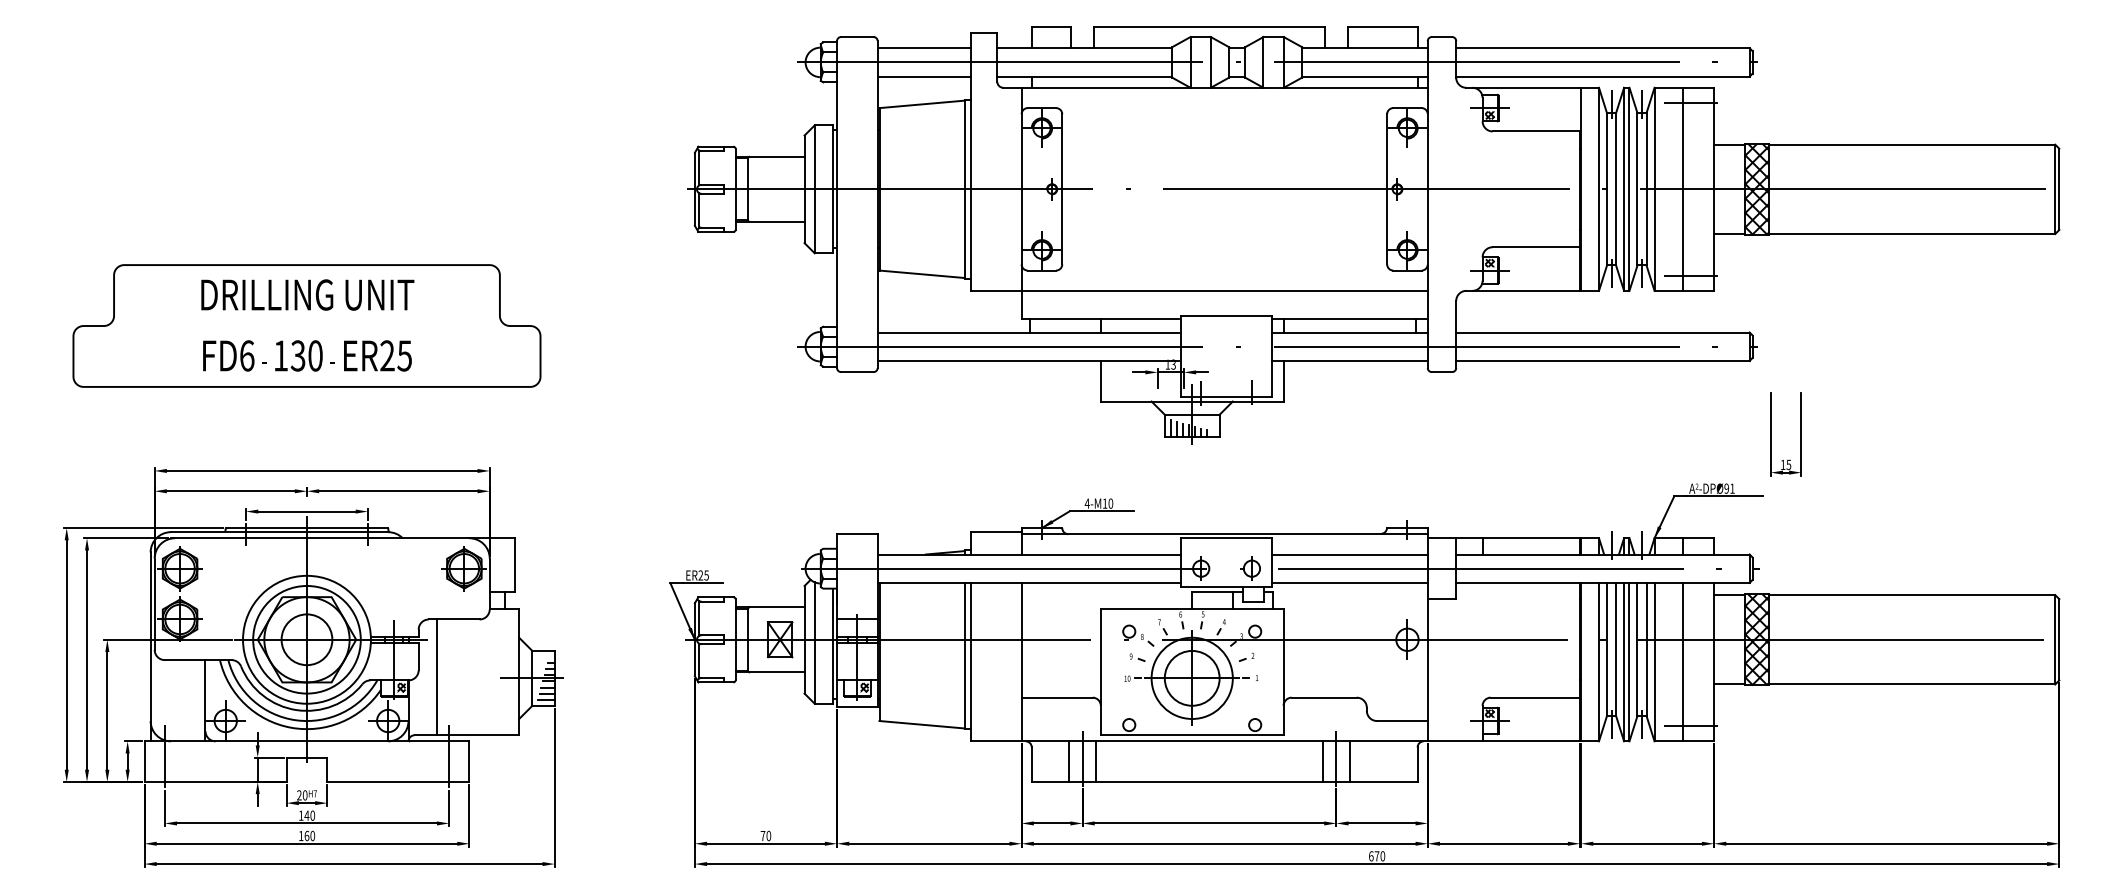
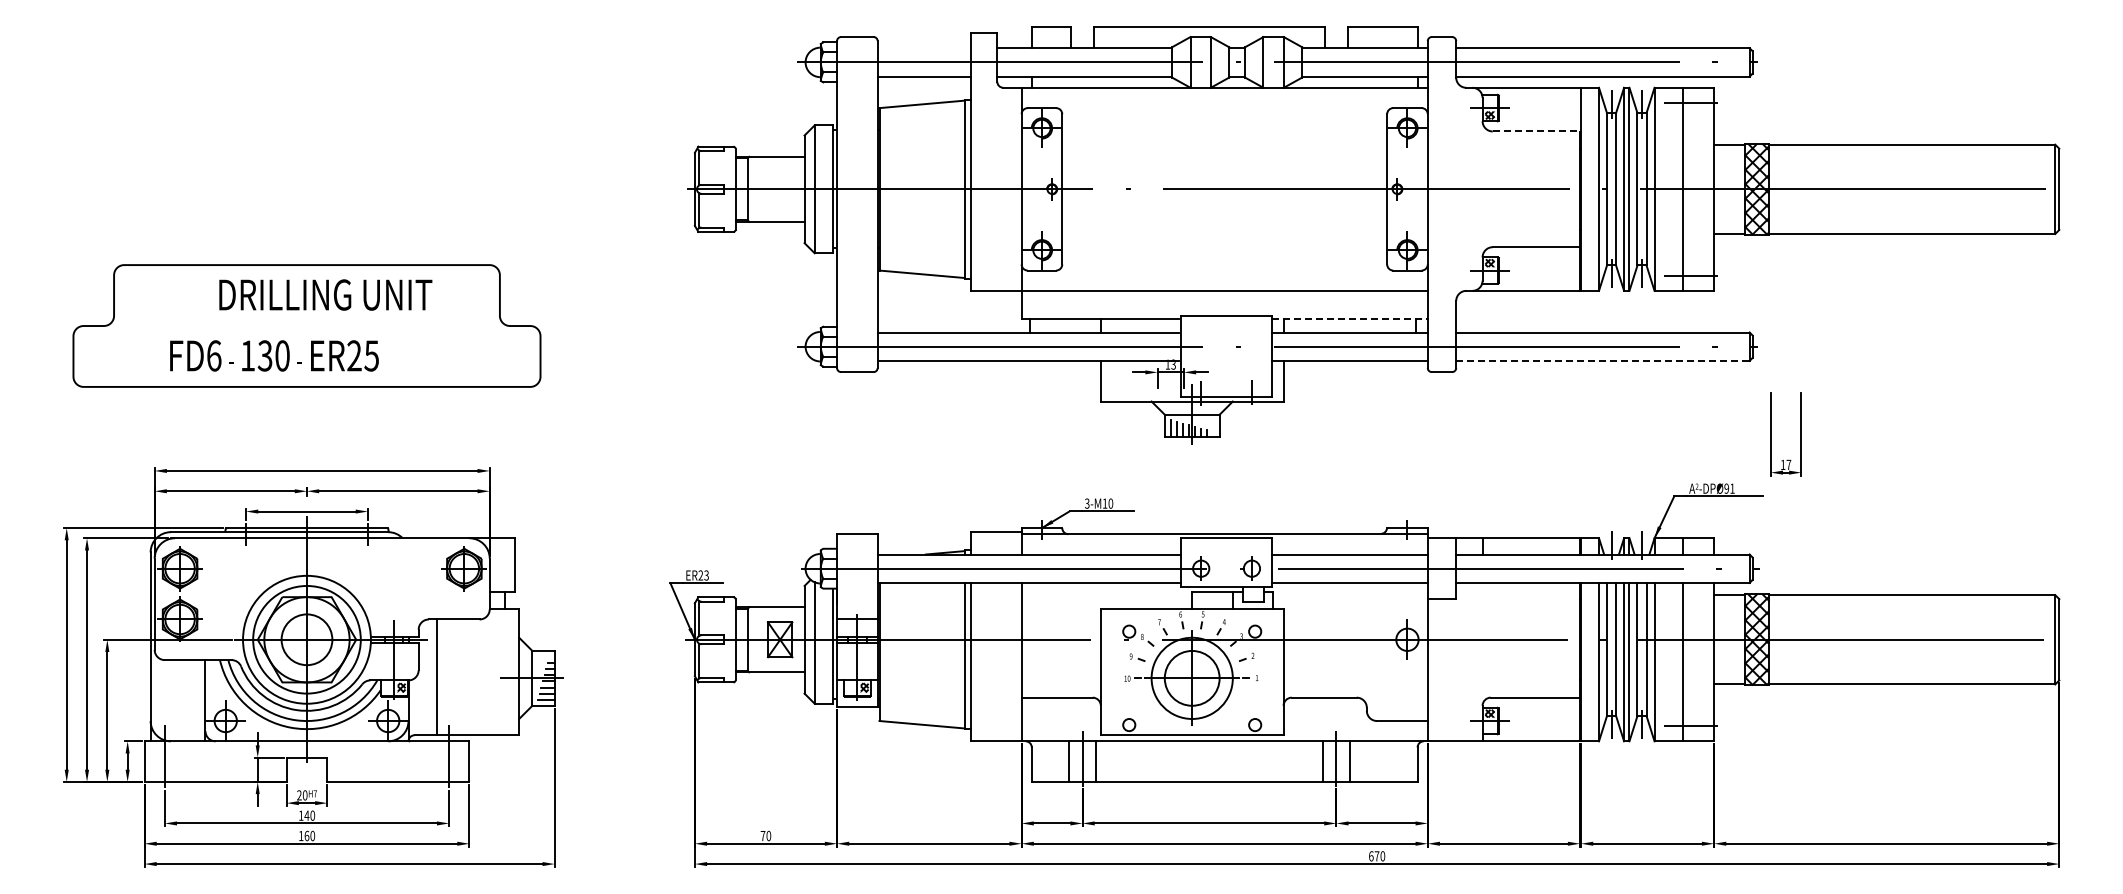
line: present -> none (923, 48)
line: solid -> dashed (1536, 131)
text position: (307, 294) -> (325, 294) (325, 294)
line: solid -> dashed (1350, 319)
text position: (307, 355) -> (274, 355) (274, 355)
line: solid -> dashed (1602, 360)
text: 15 -> 17 (1788, 465)
text: 4-M10 -> 3-M10 (1086, 503)
text: ER25 -> ER23 (706, 574)
